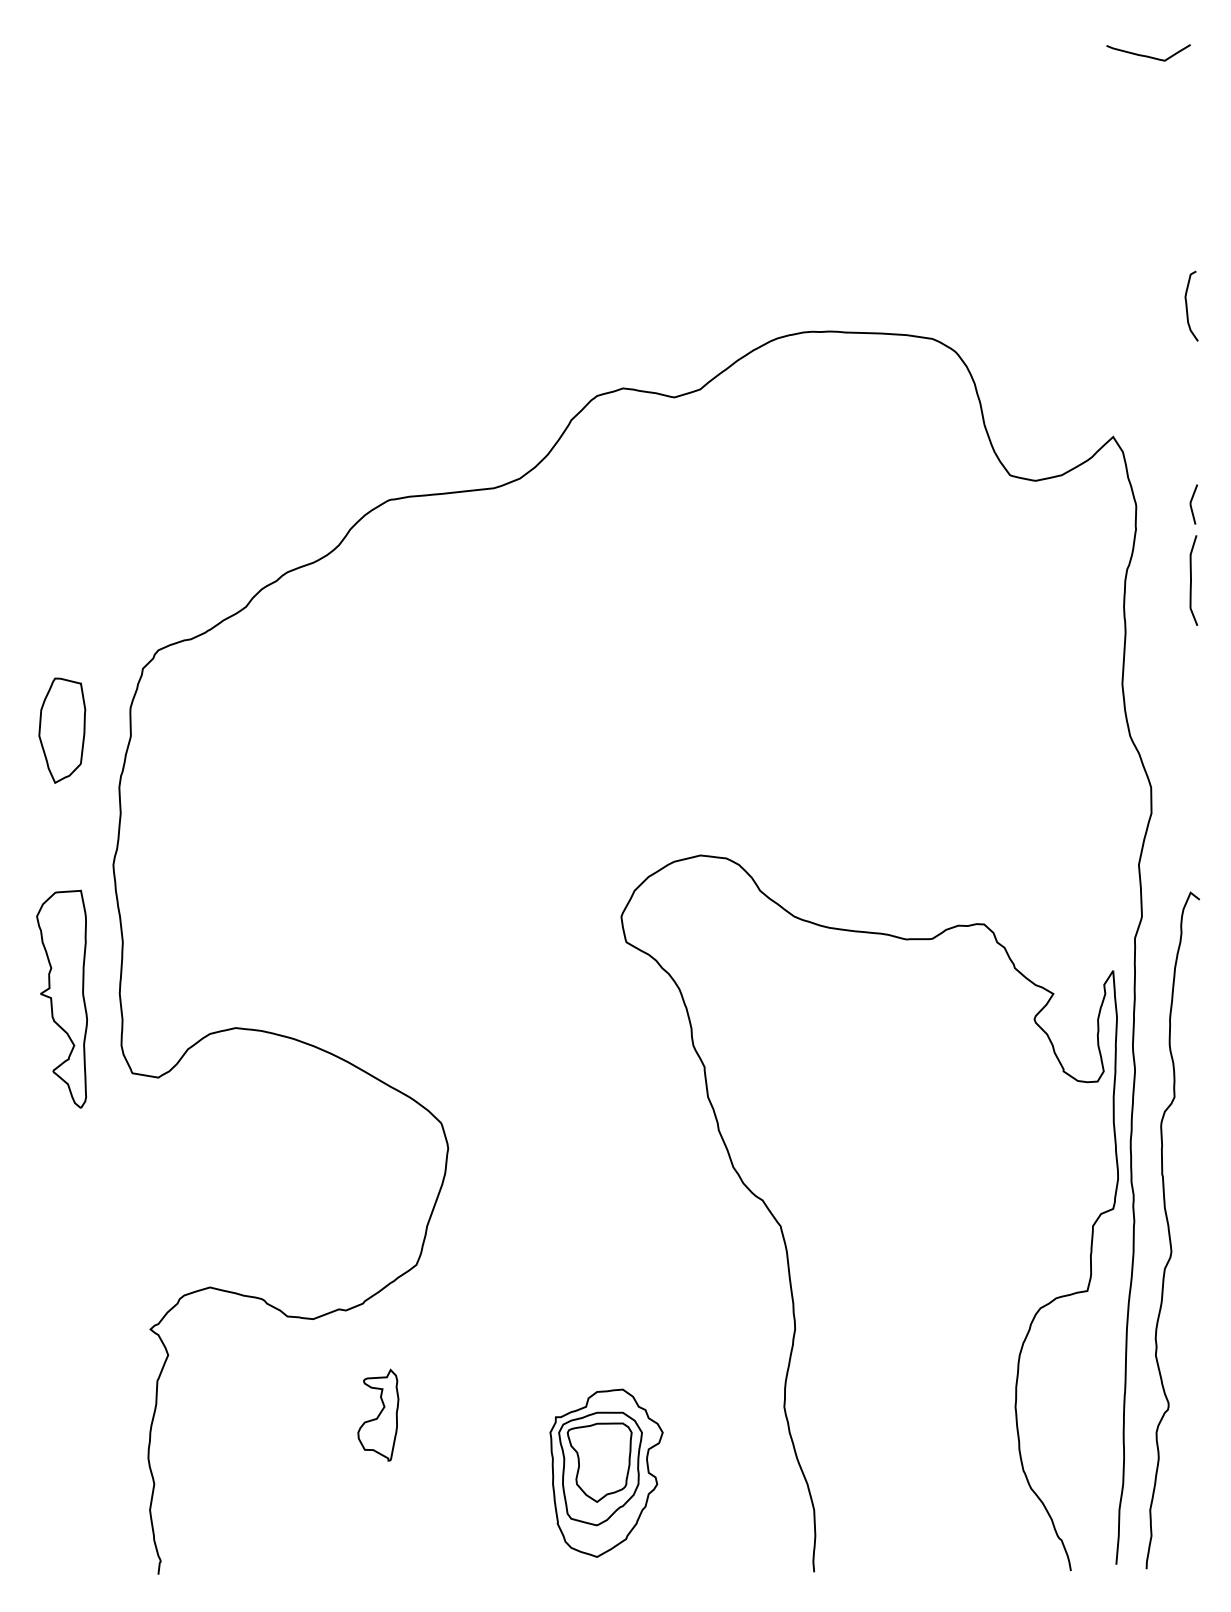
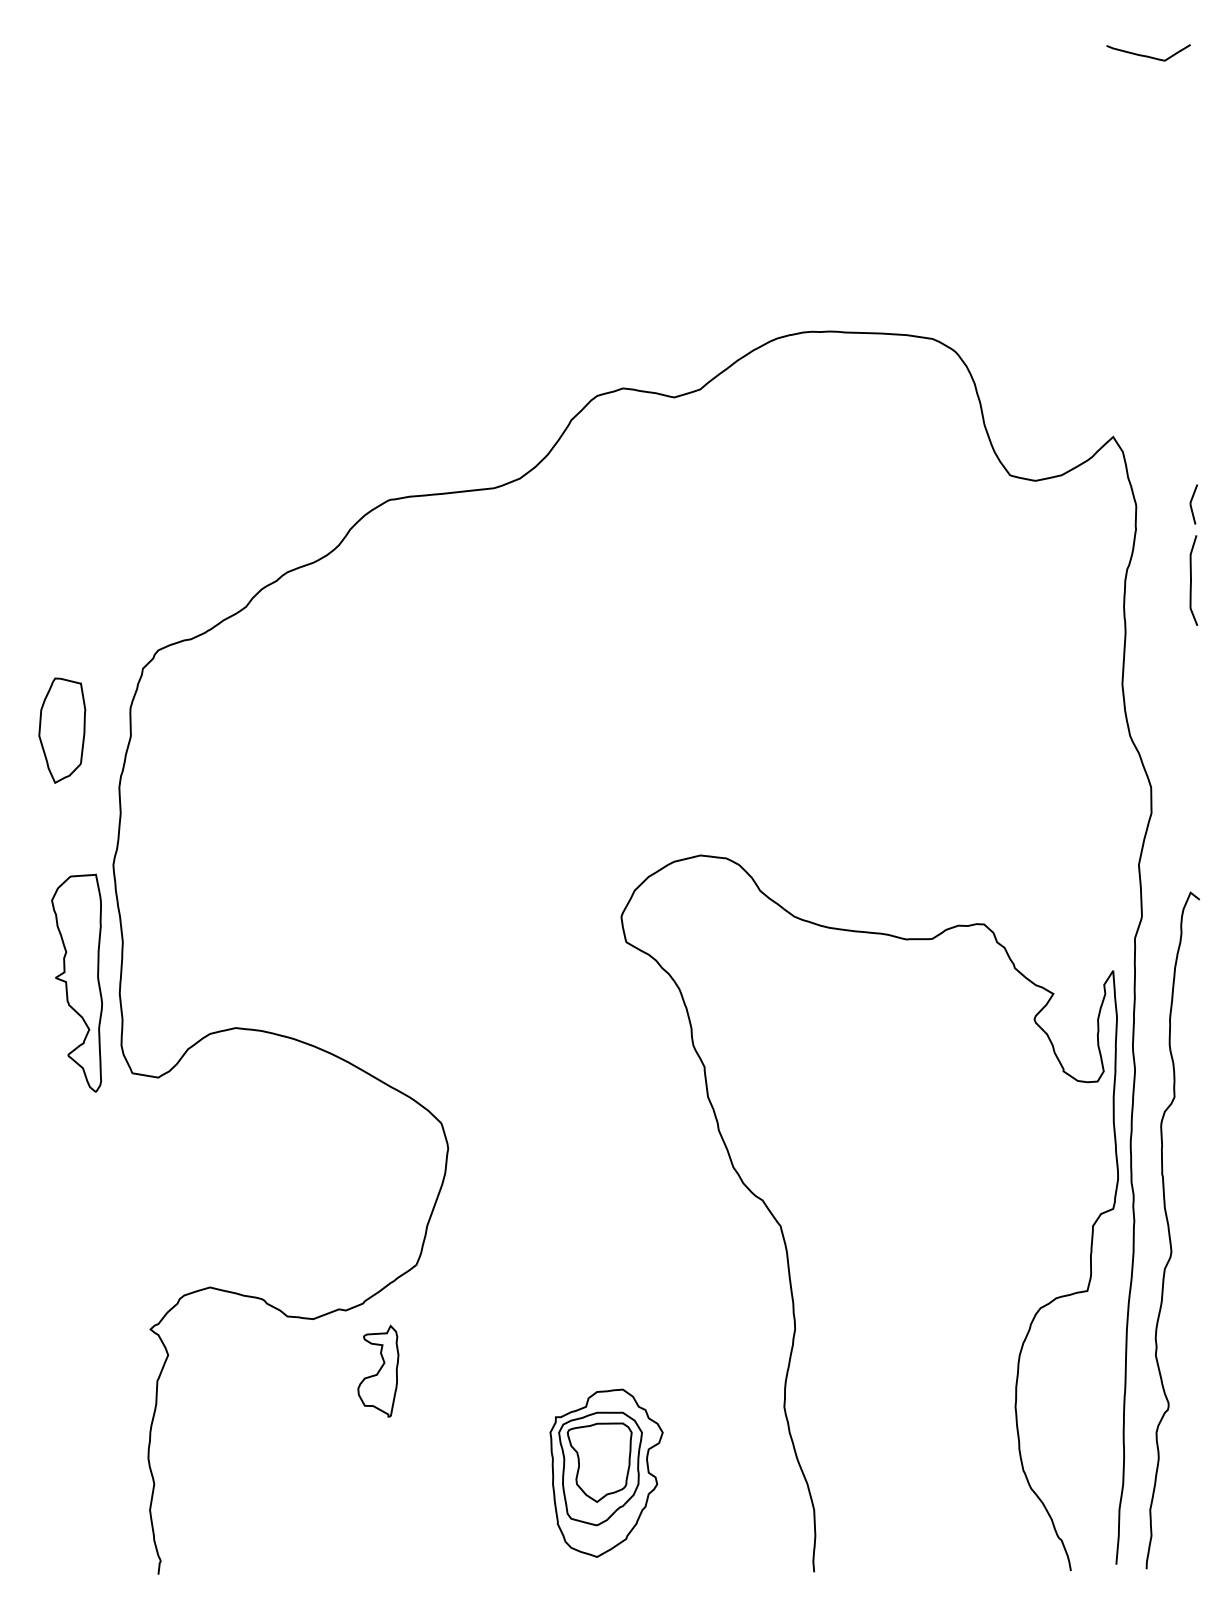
curve: present -> none (1187, 305)
part position: (61, 998) -> (76, 982) (76, 982)
part position: (378, 1414) -> (378, 1370) (378, 1370)
